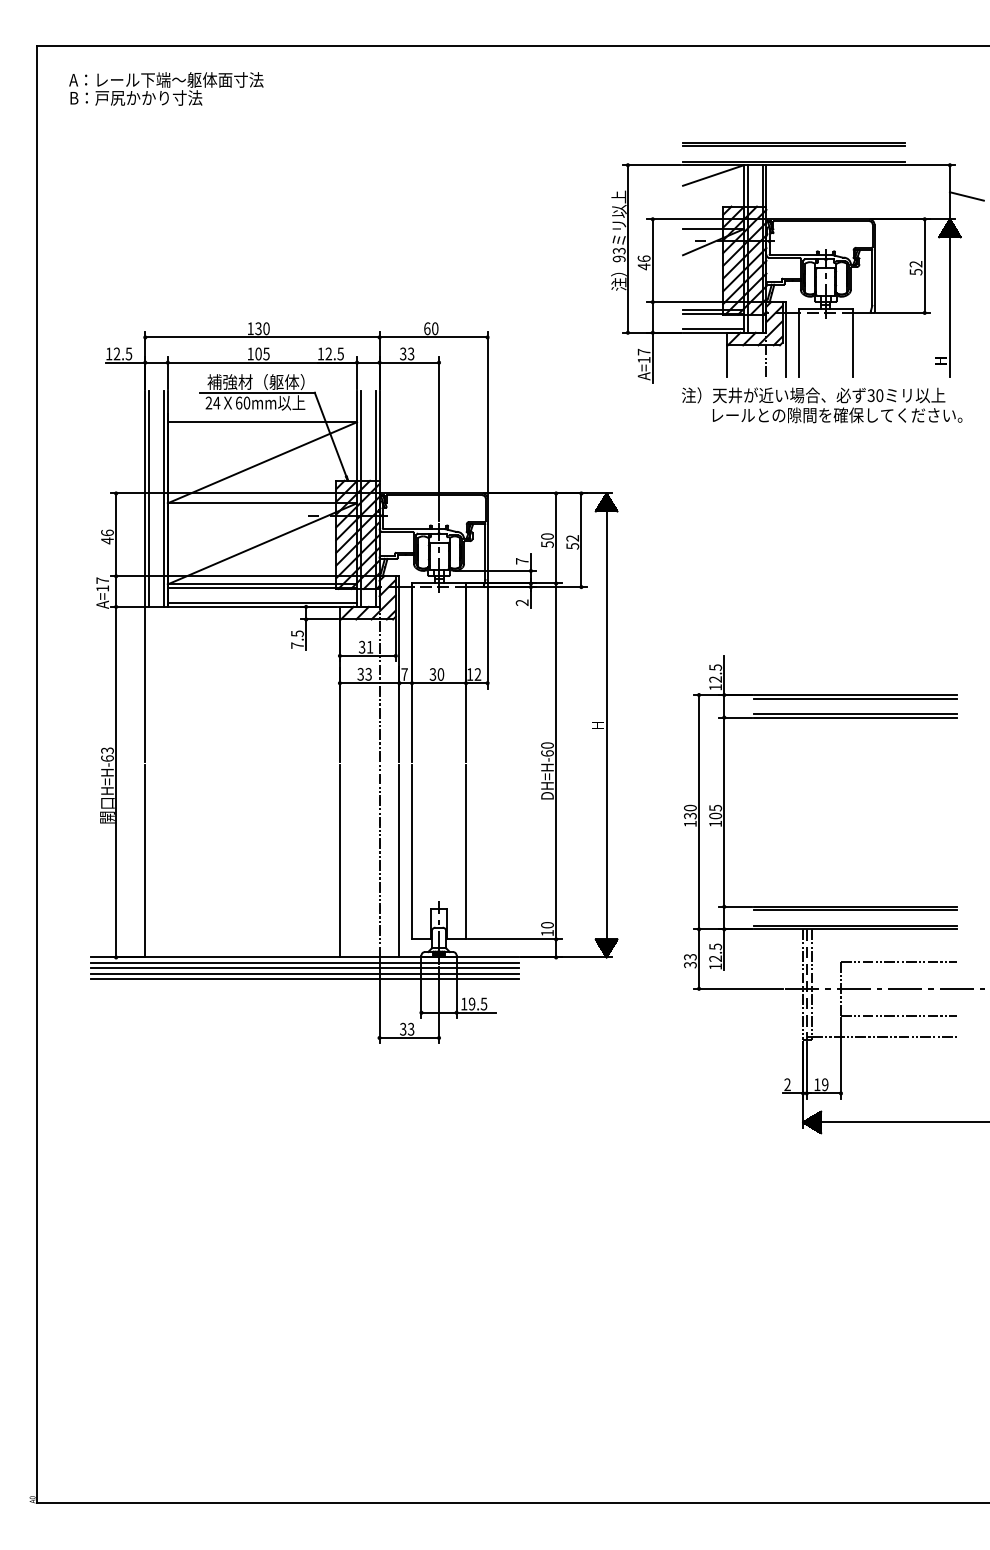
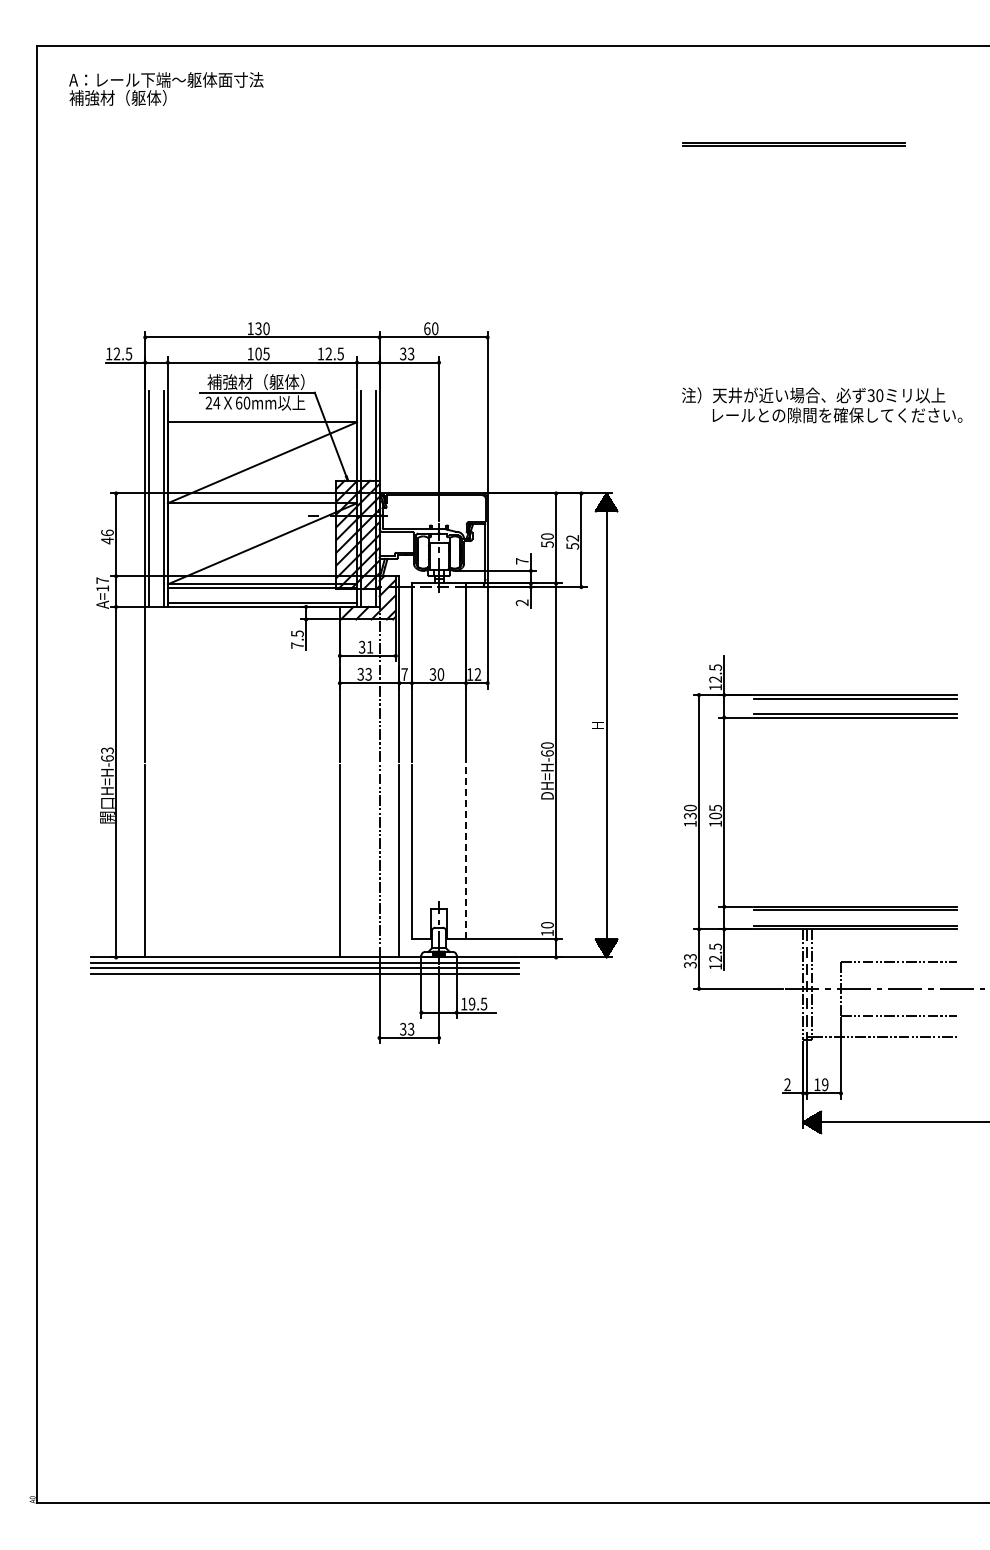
text: B：戸尻かかり寸法 -> 補強材（躯体） (135, 97)
part: present -> none (797, 272)
line: solid -> dashed (466, 852)
line: present -> none (305, 979)
